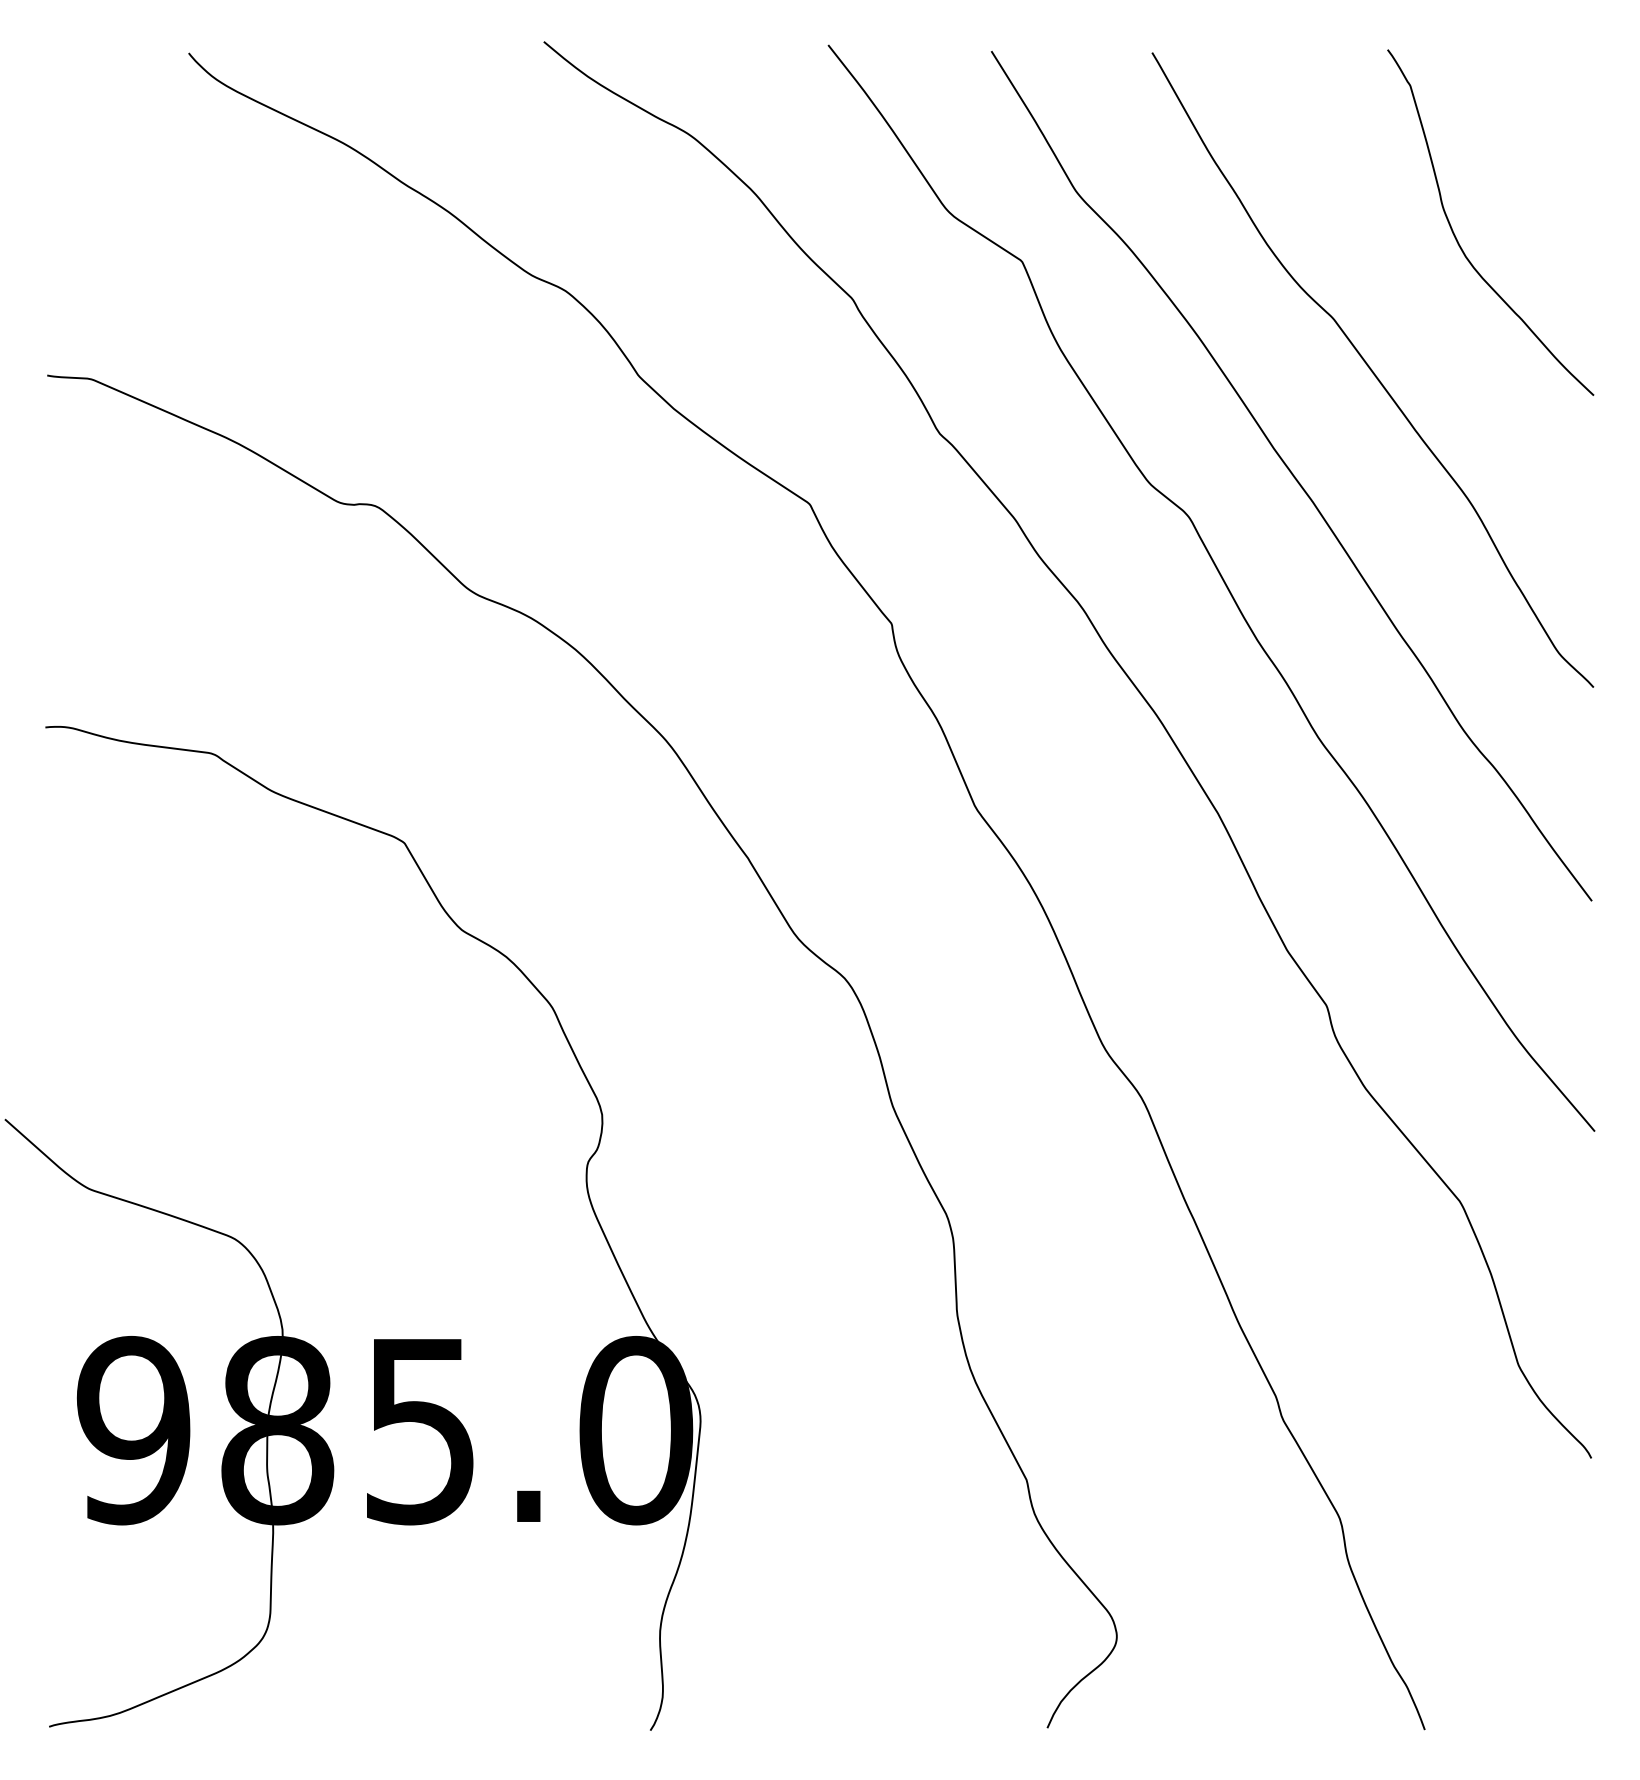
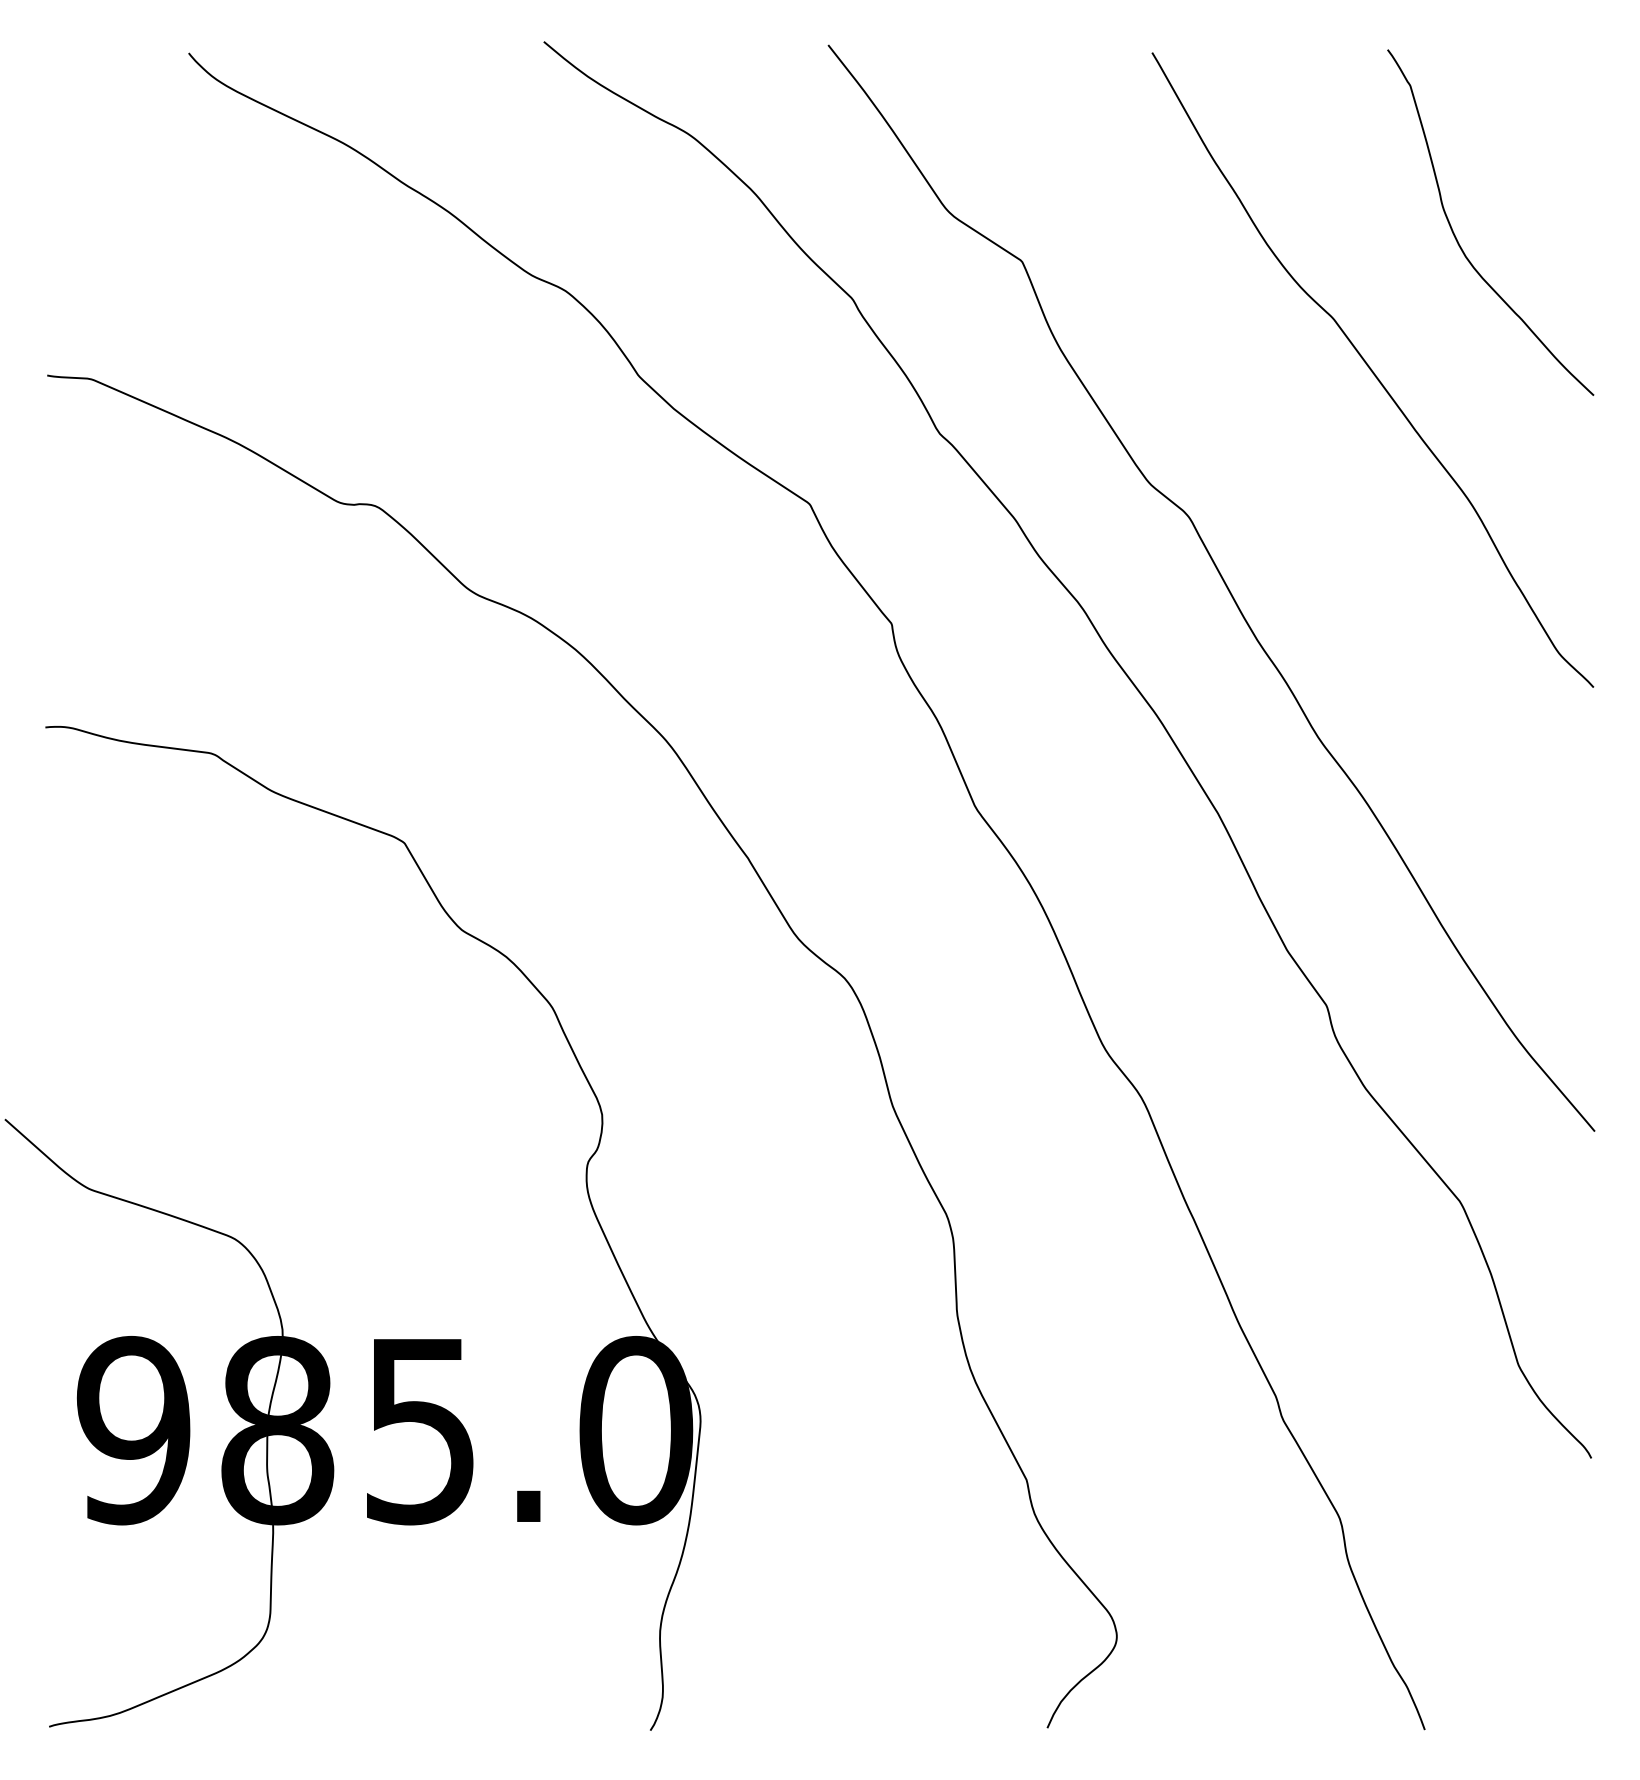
curve: present -> none (1292, 476)
